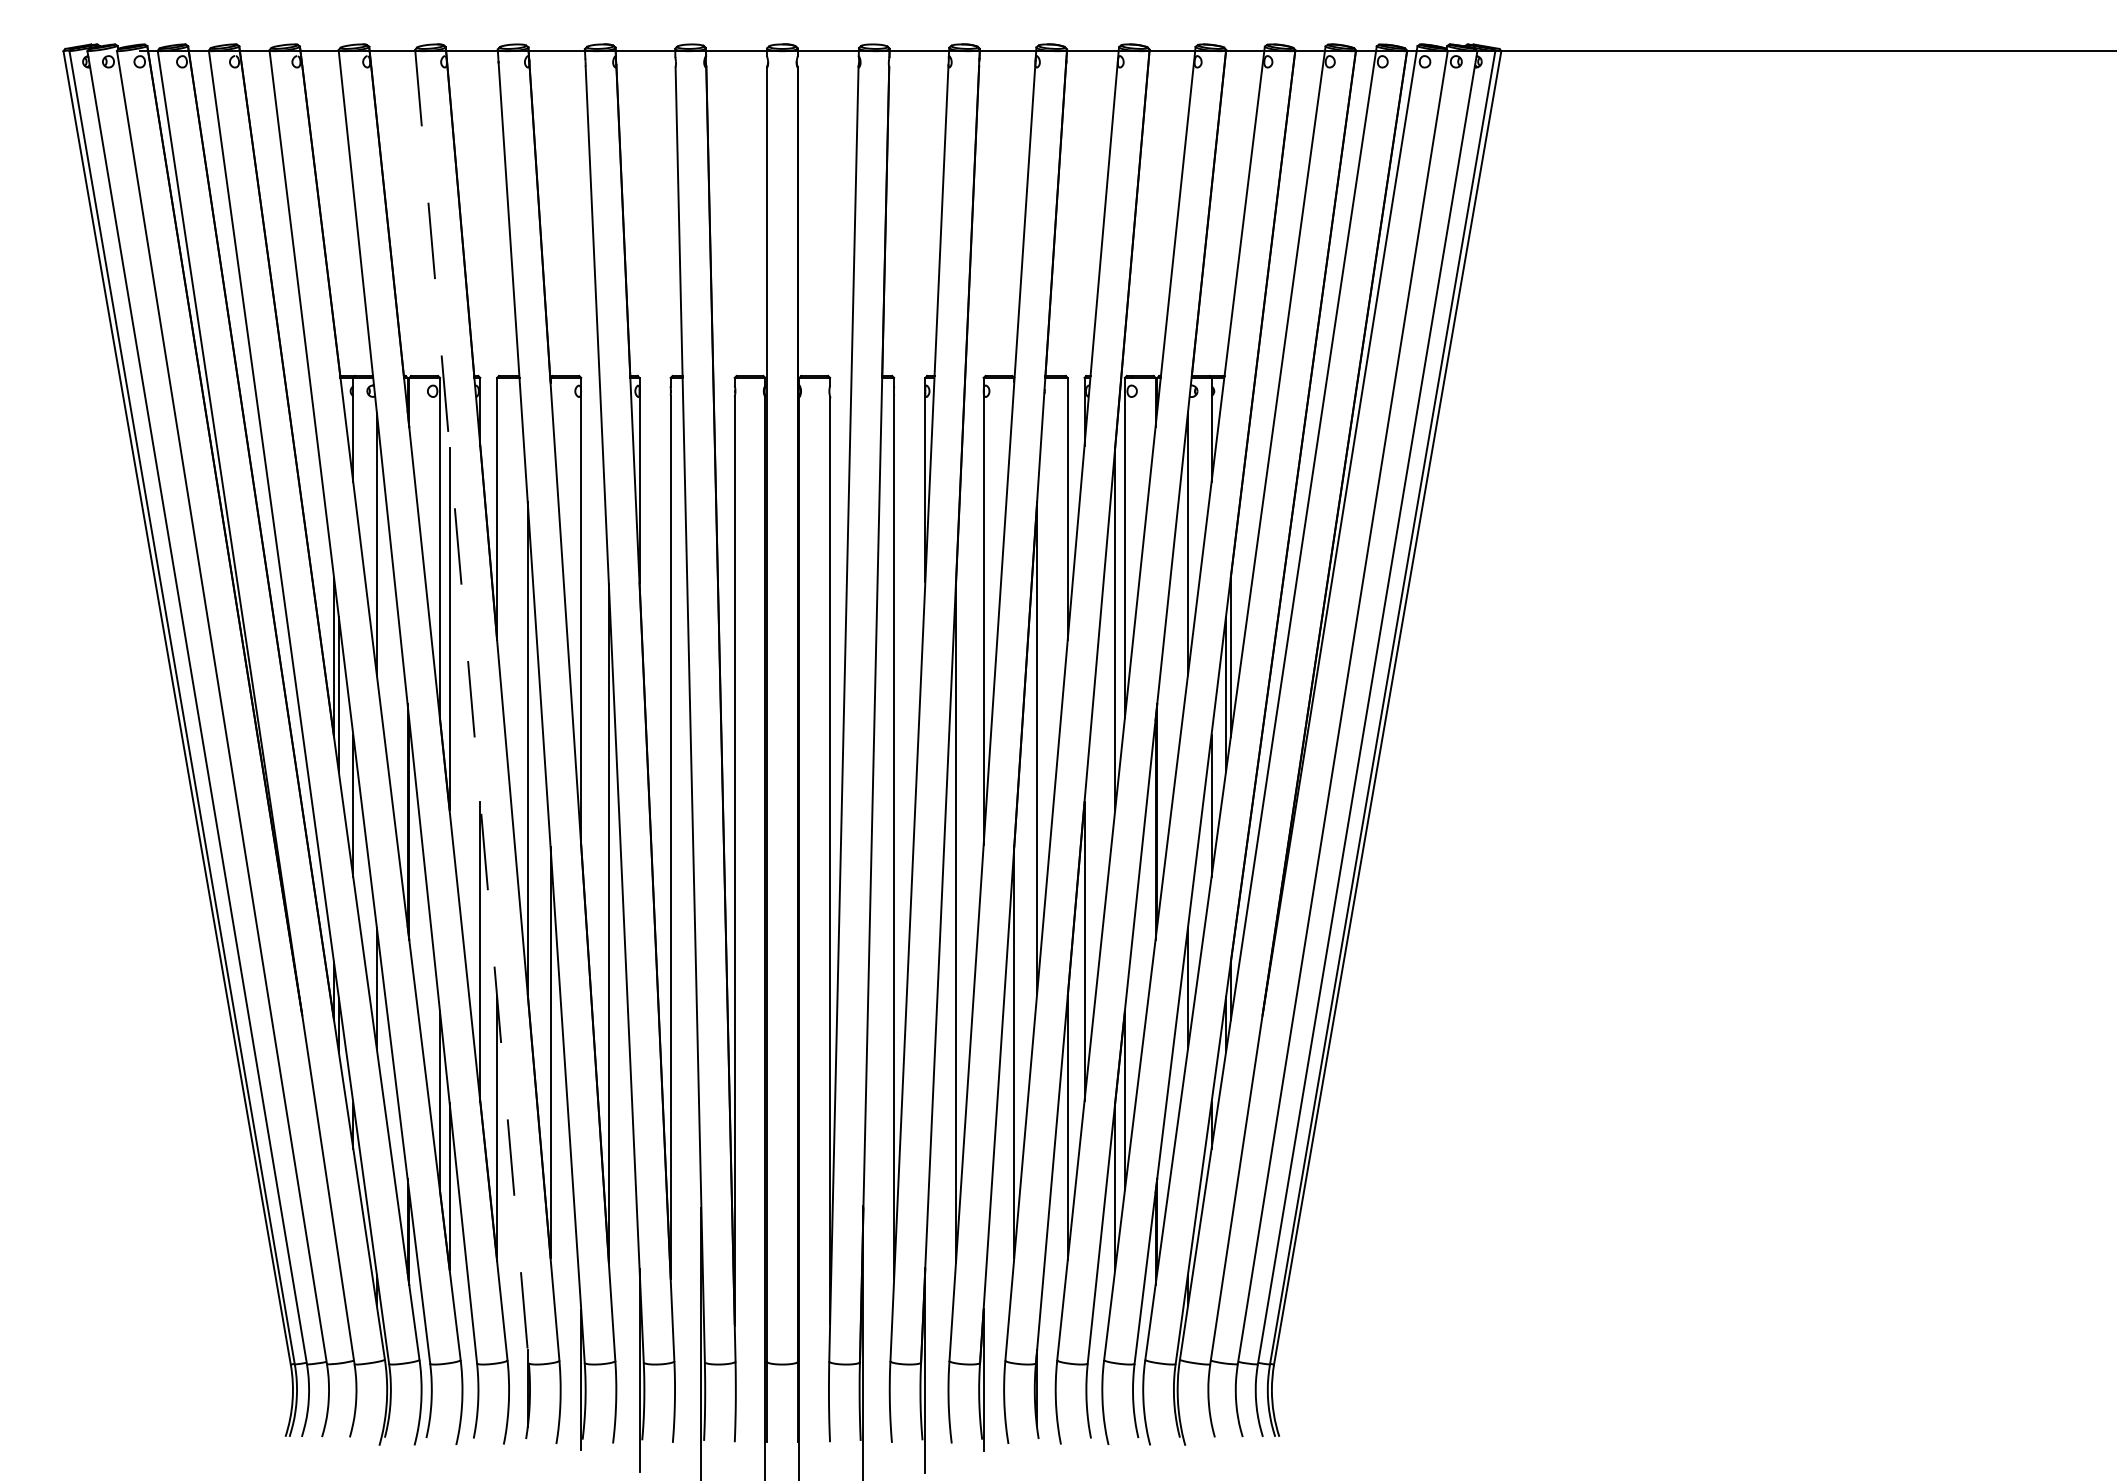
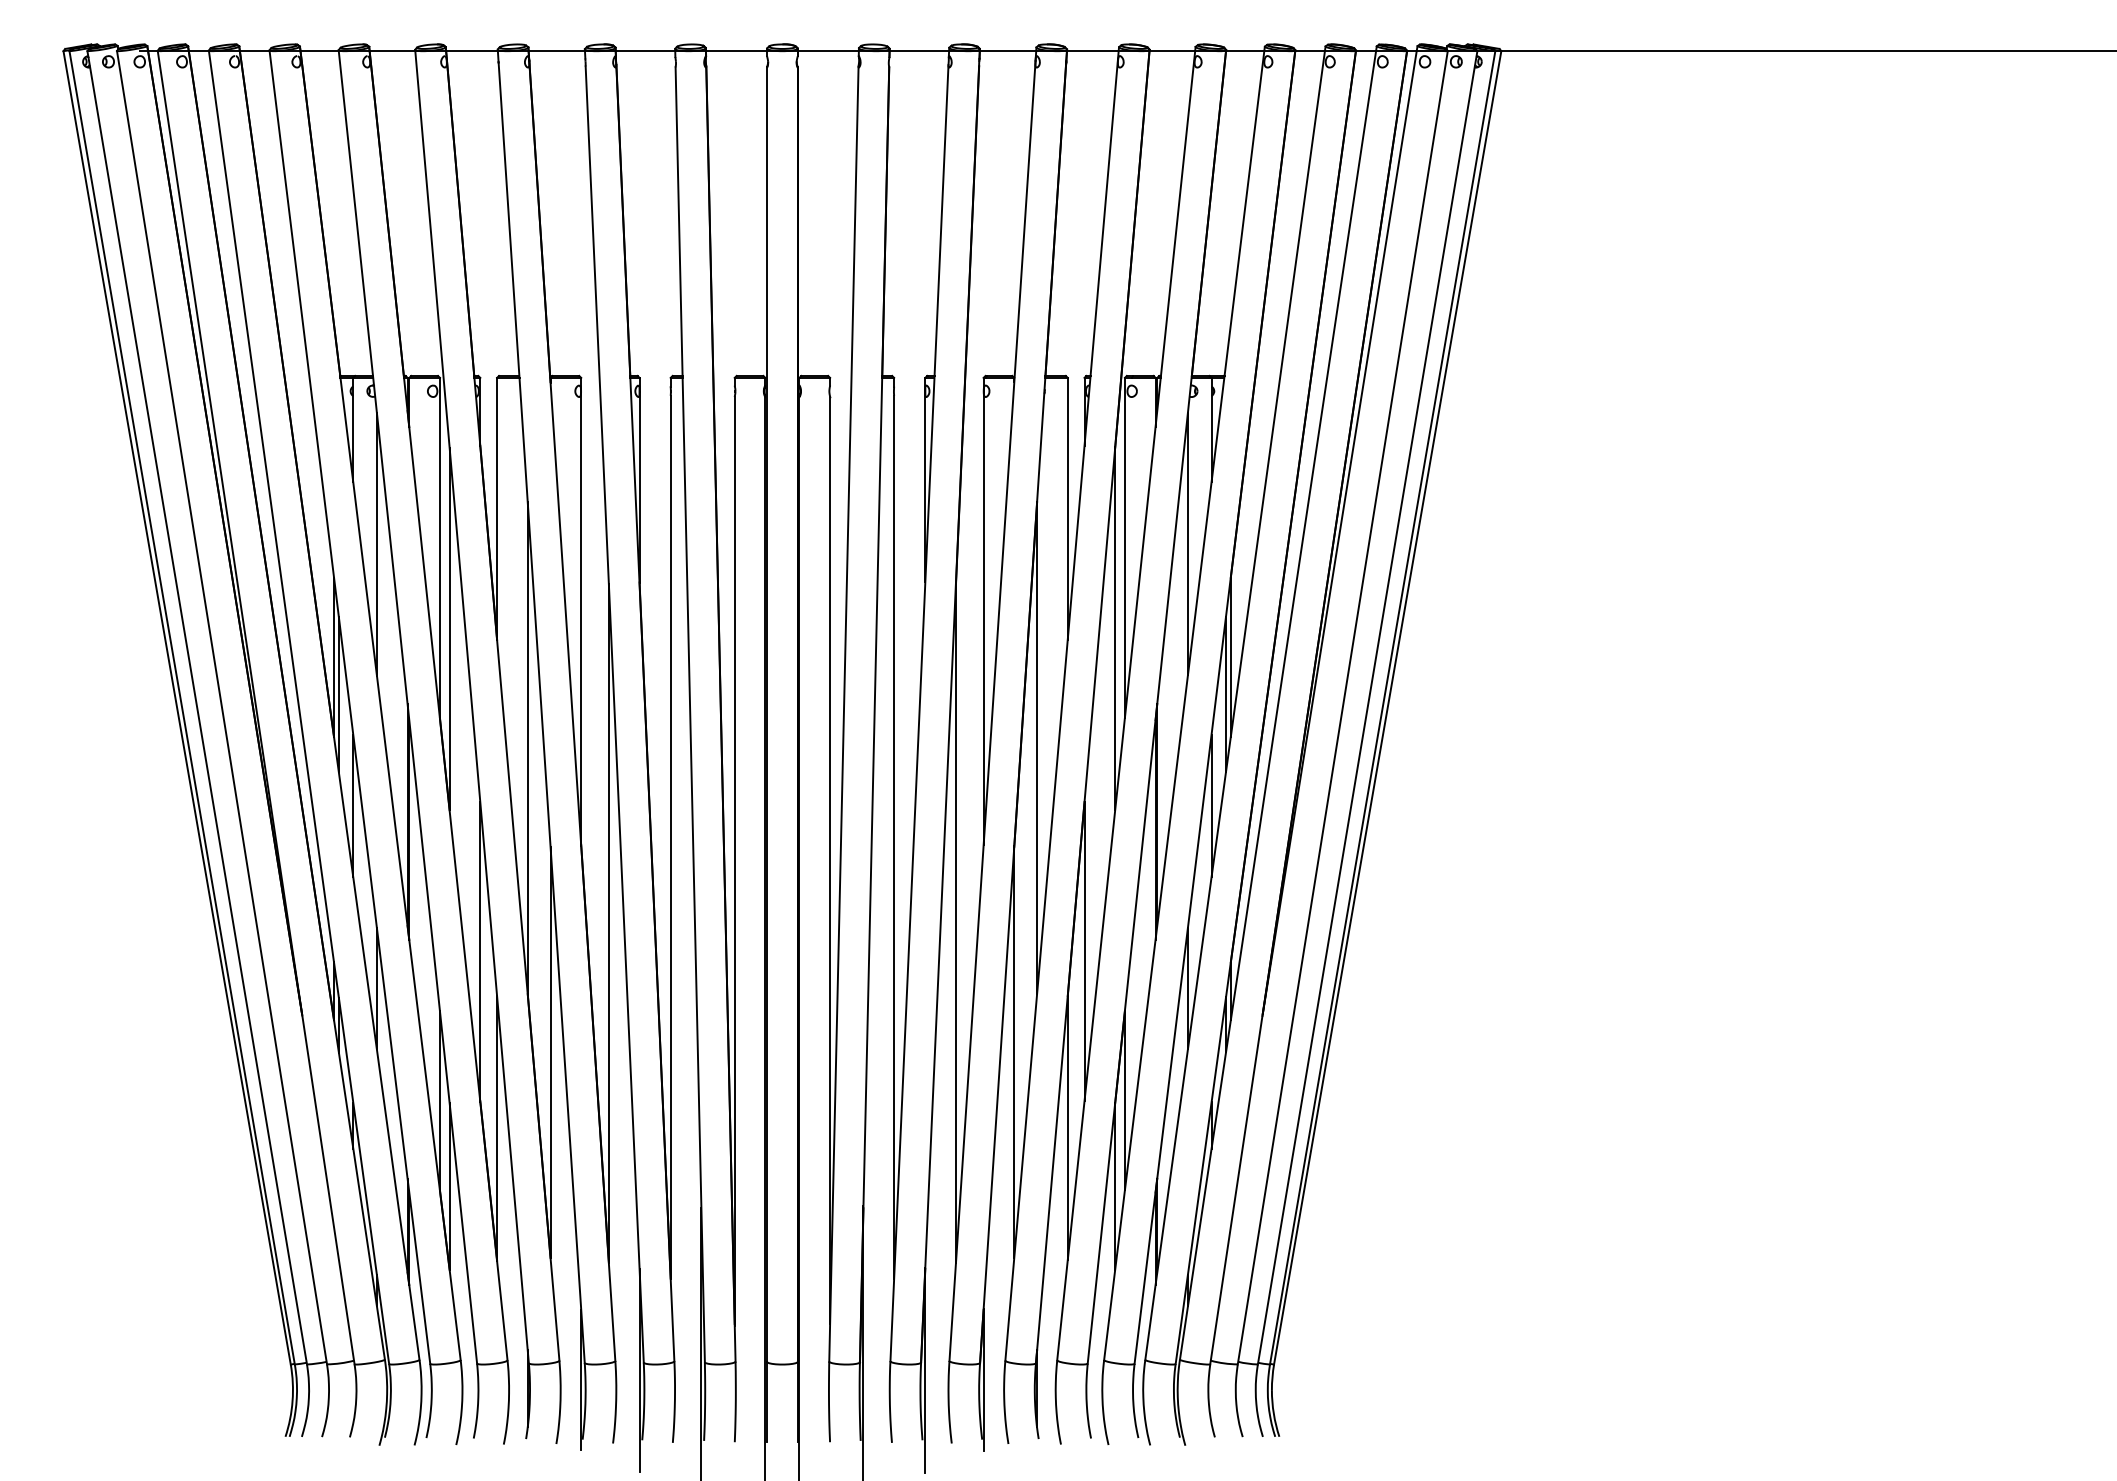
line: dashed -> solid (472, 707)
